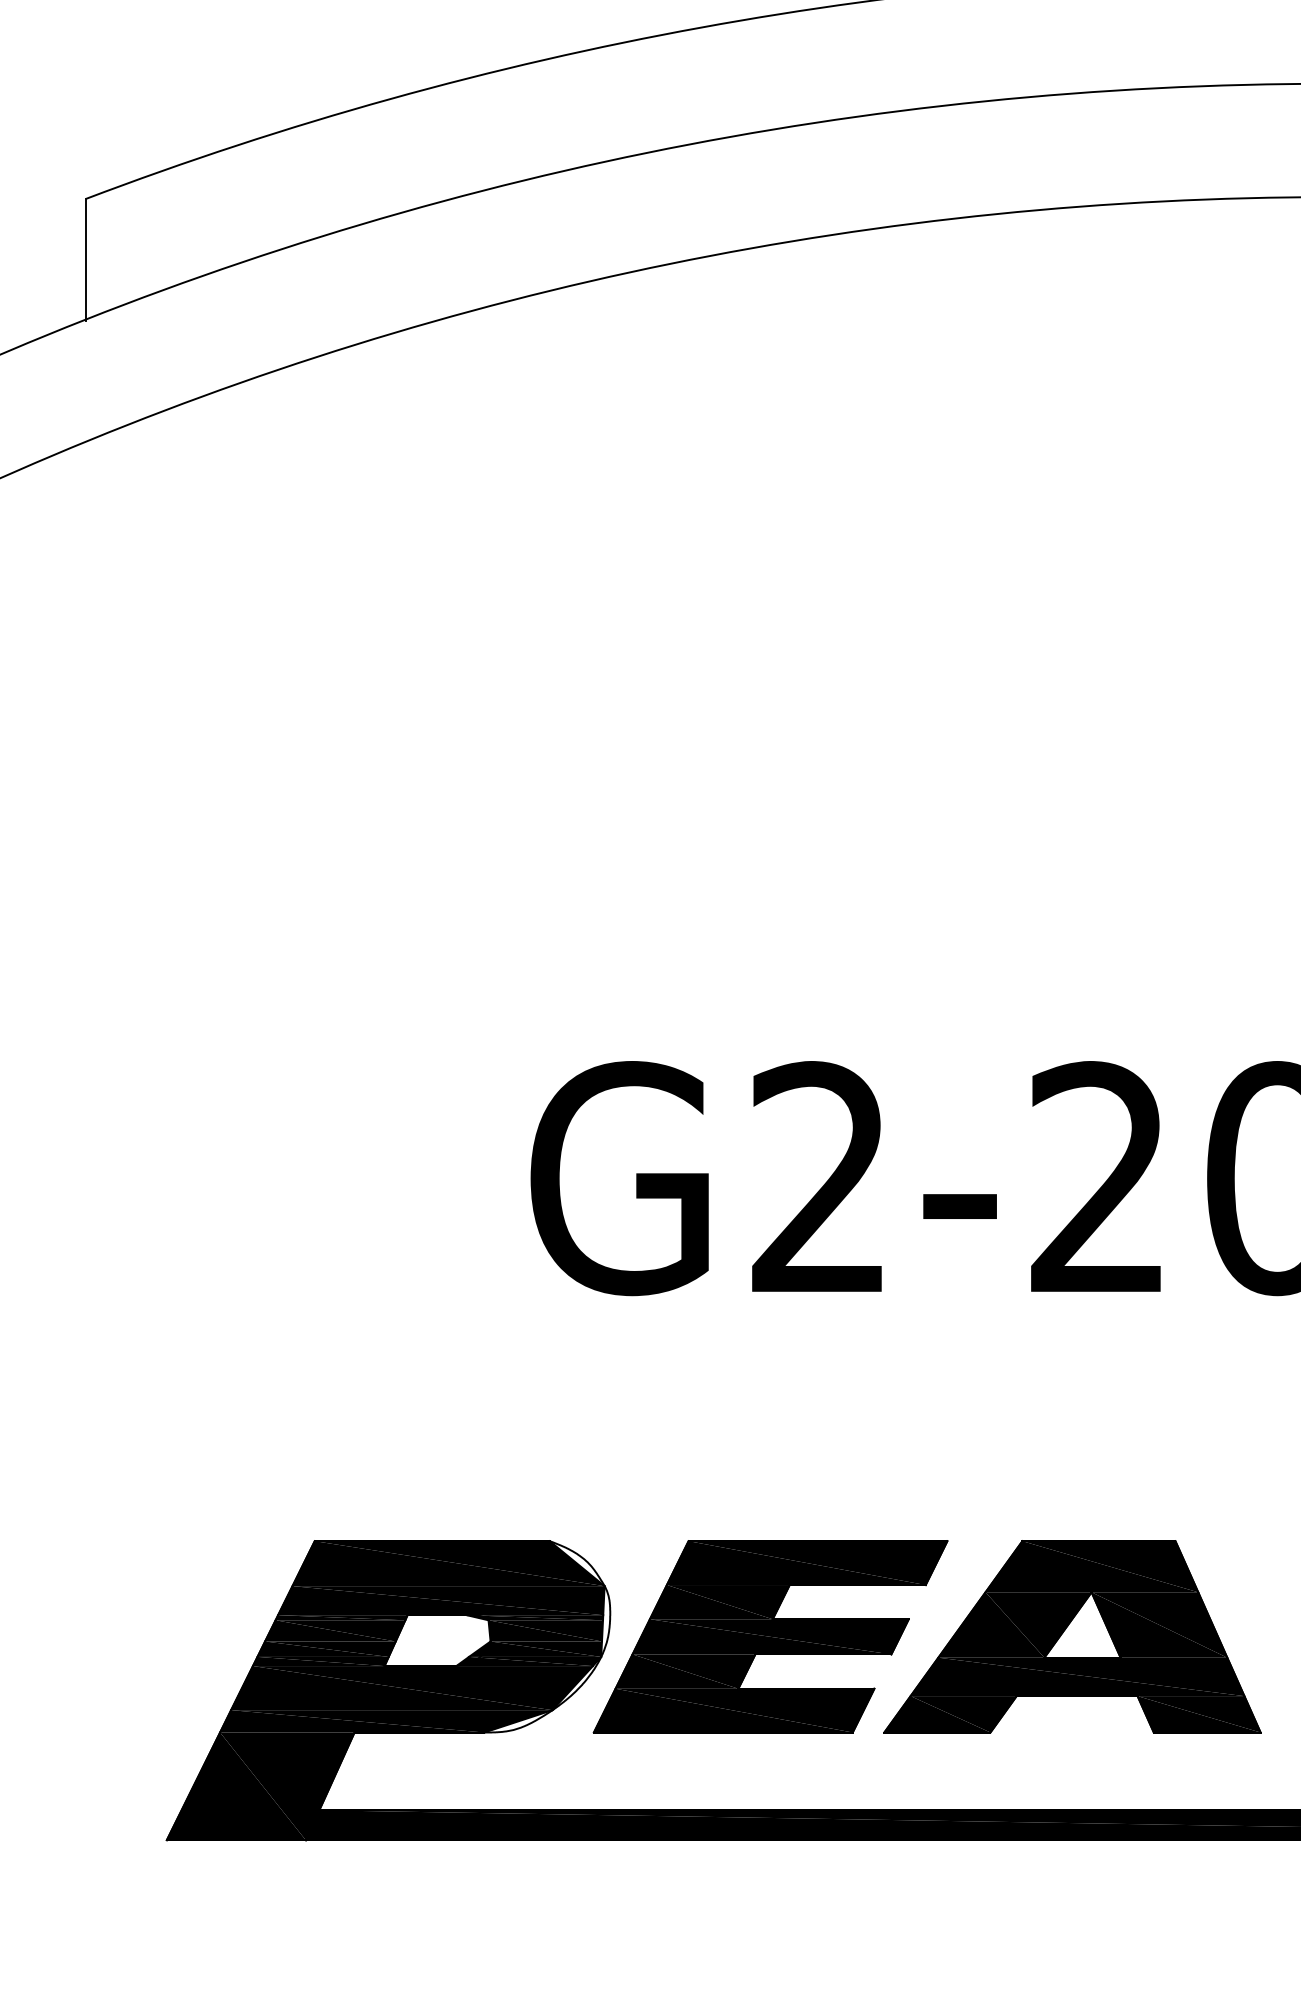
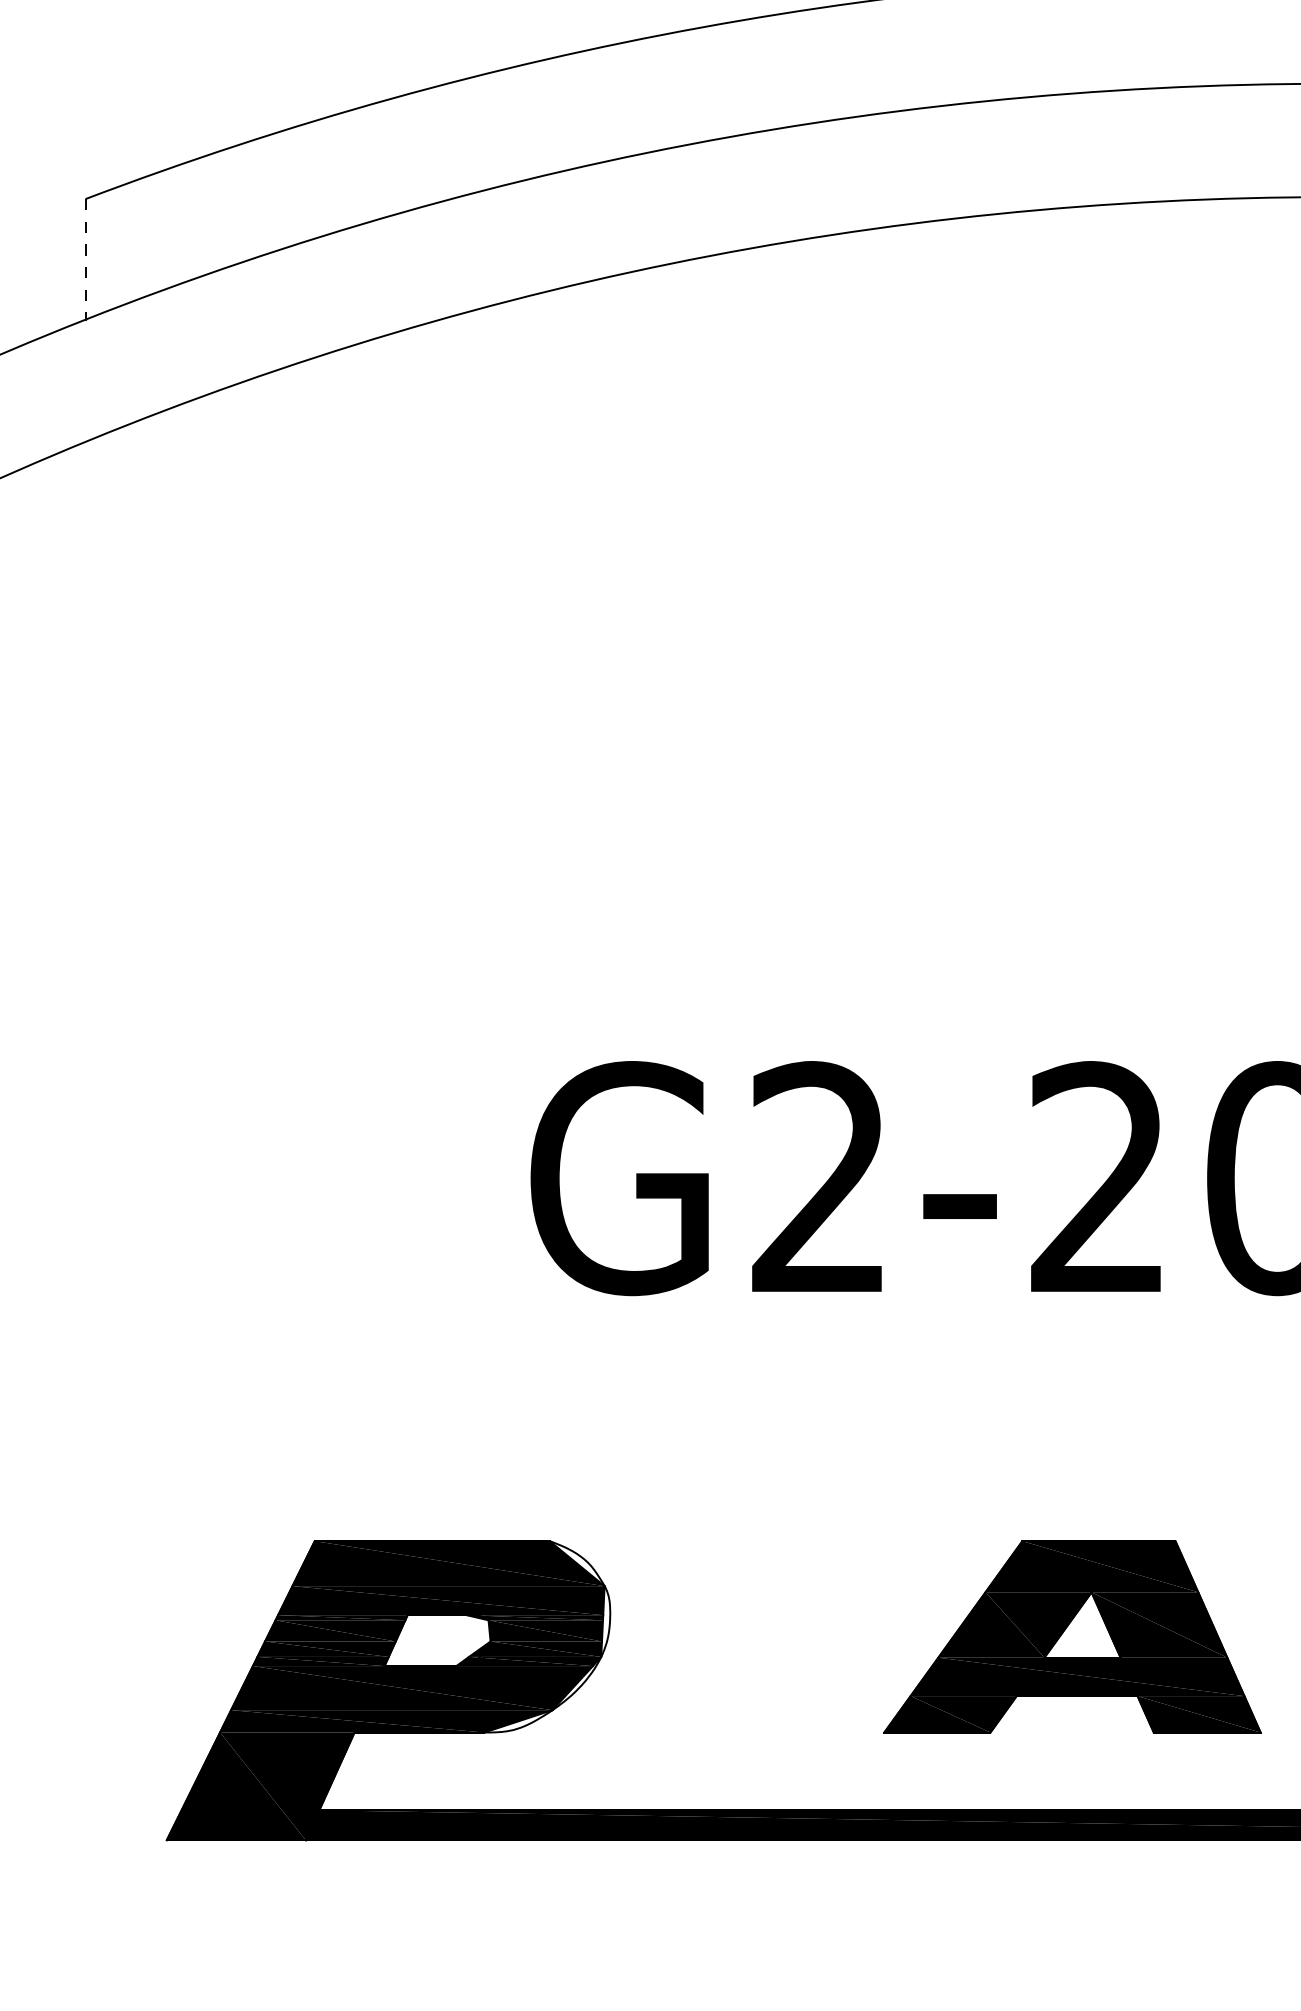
line: solid -> dashed (85, 259)
part: present -> none (770, 1636)
